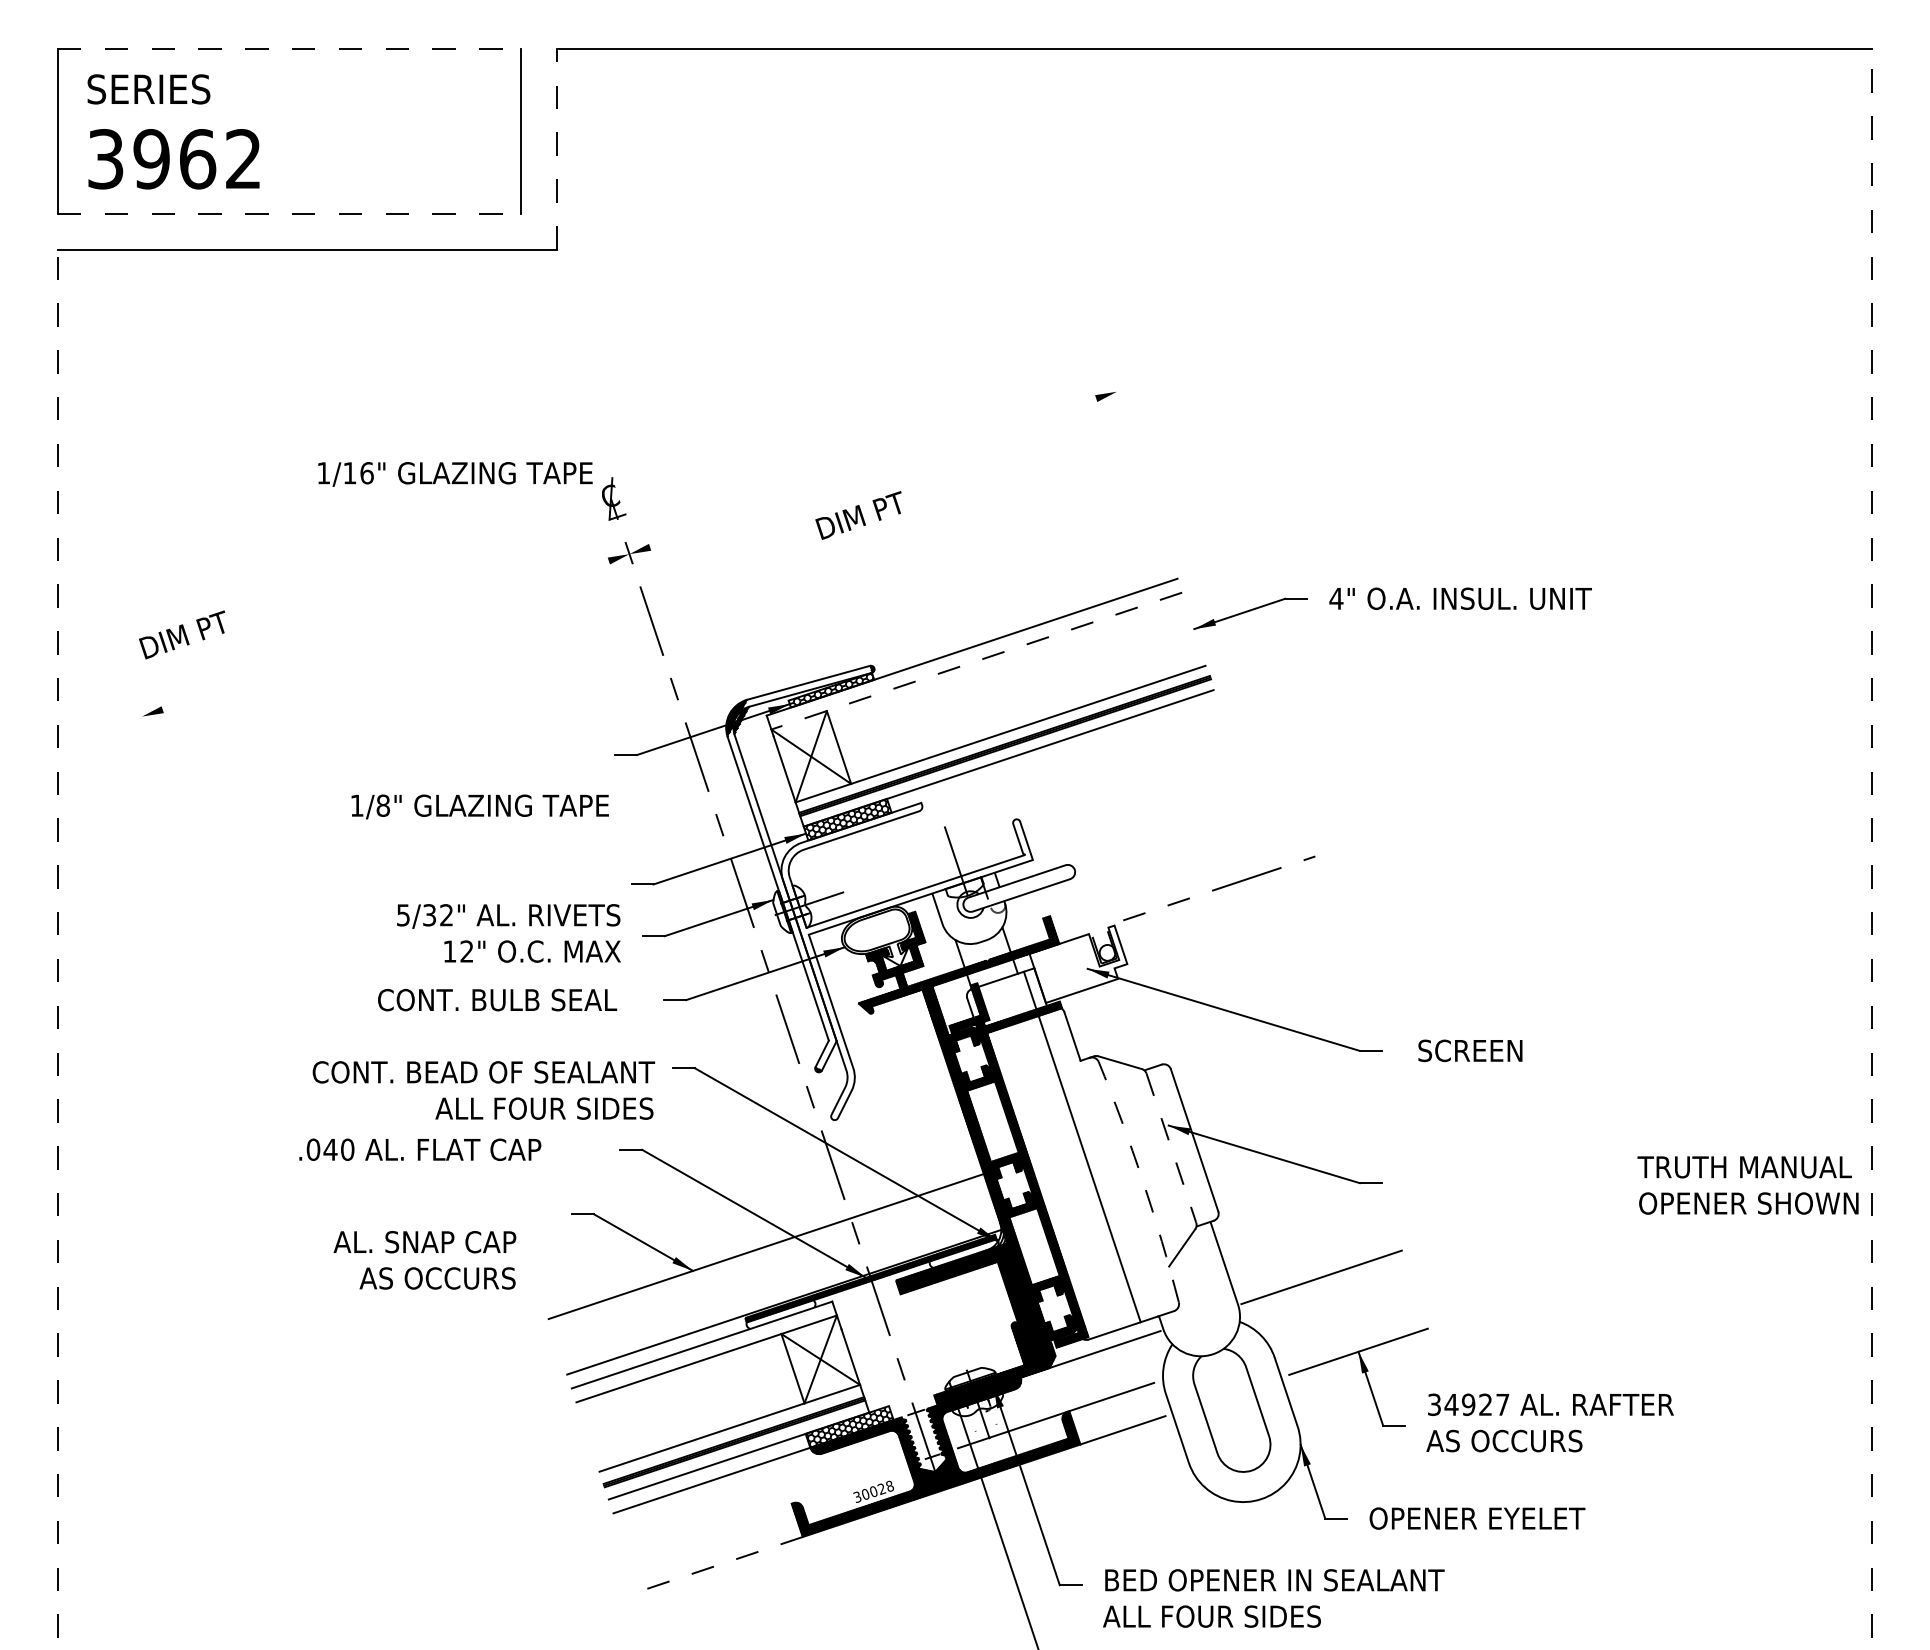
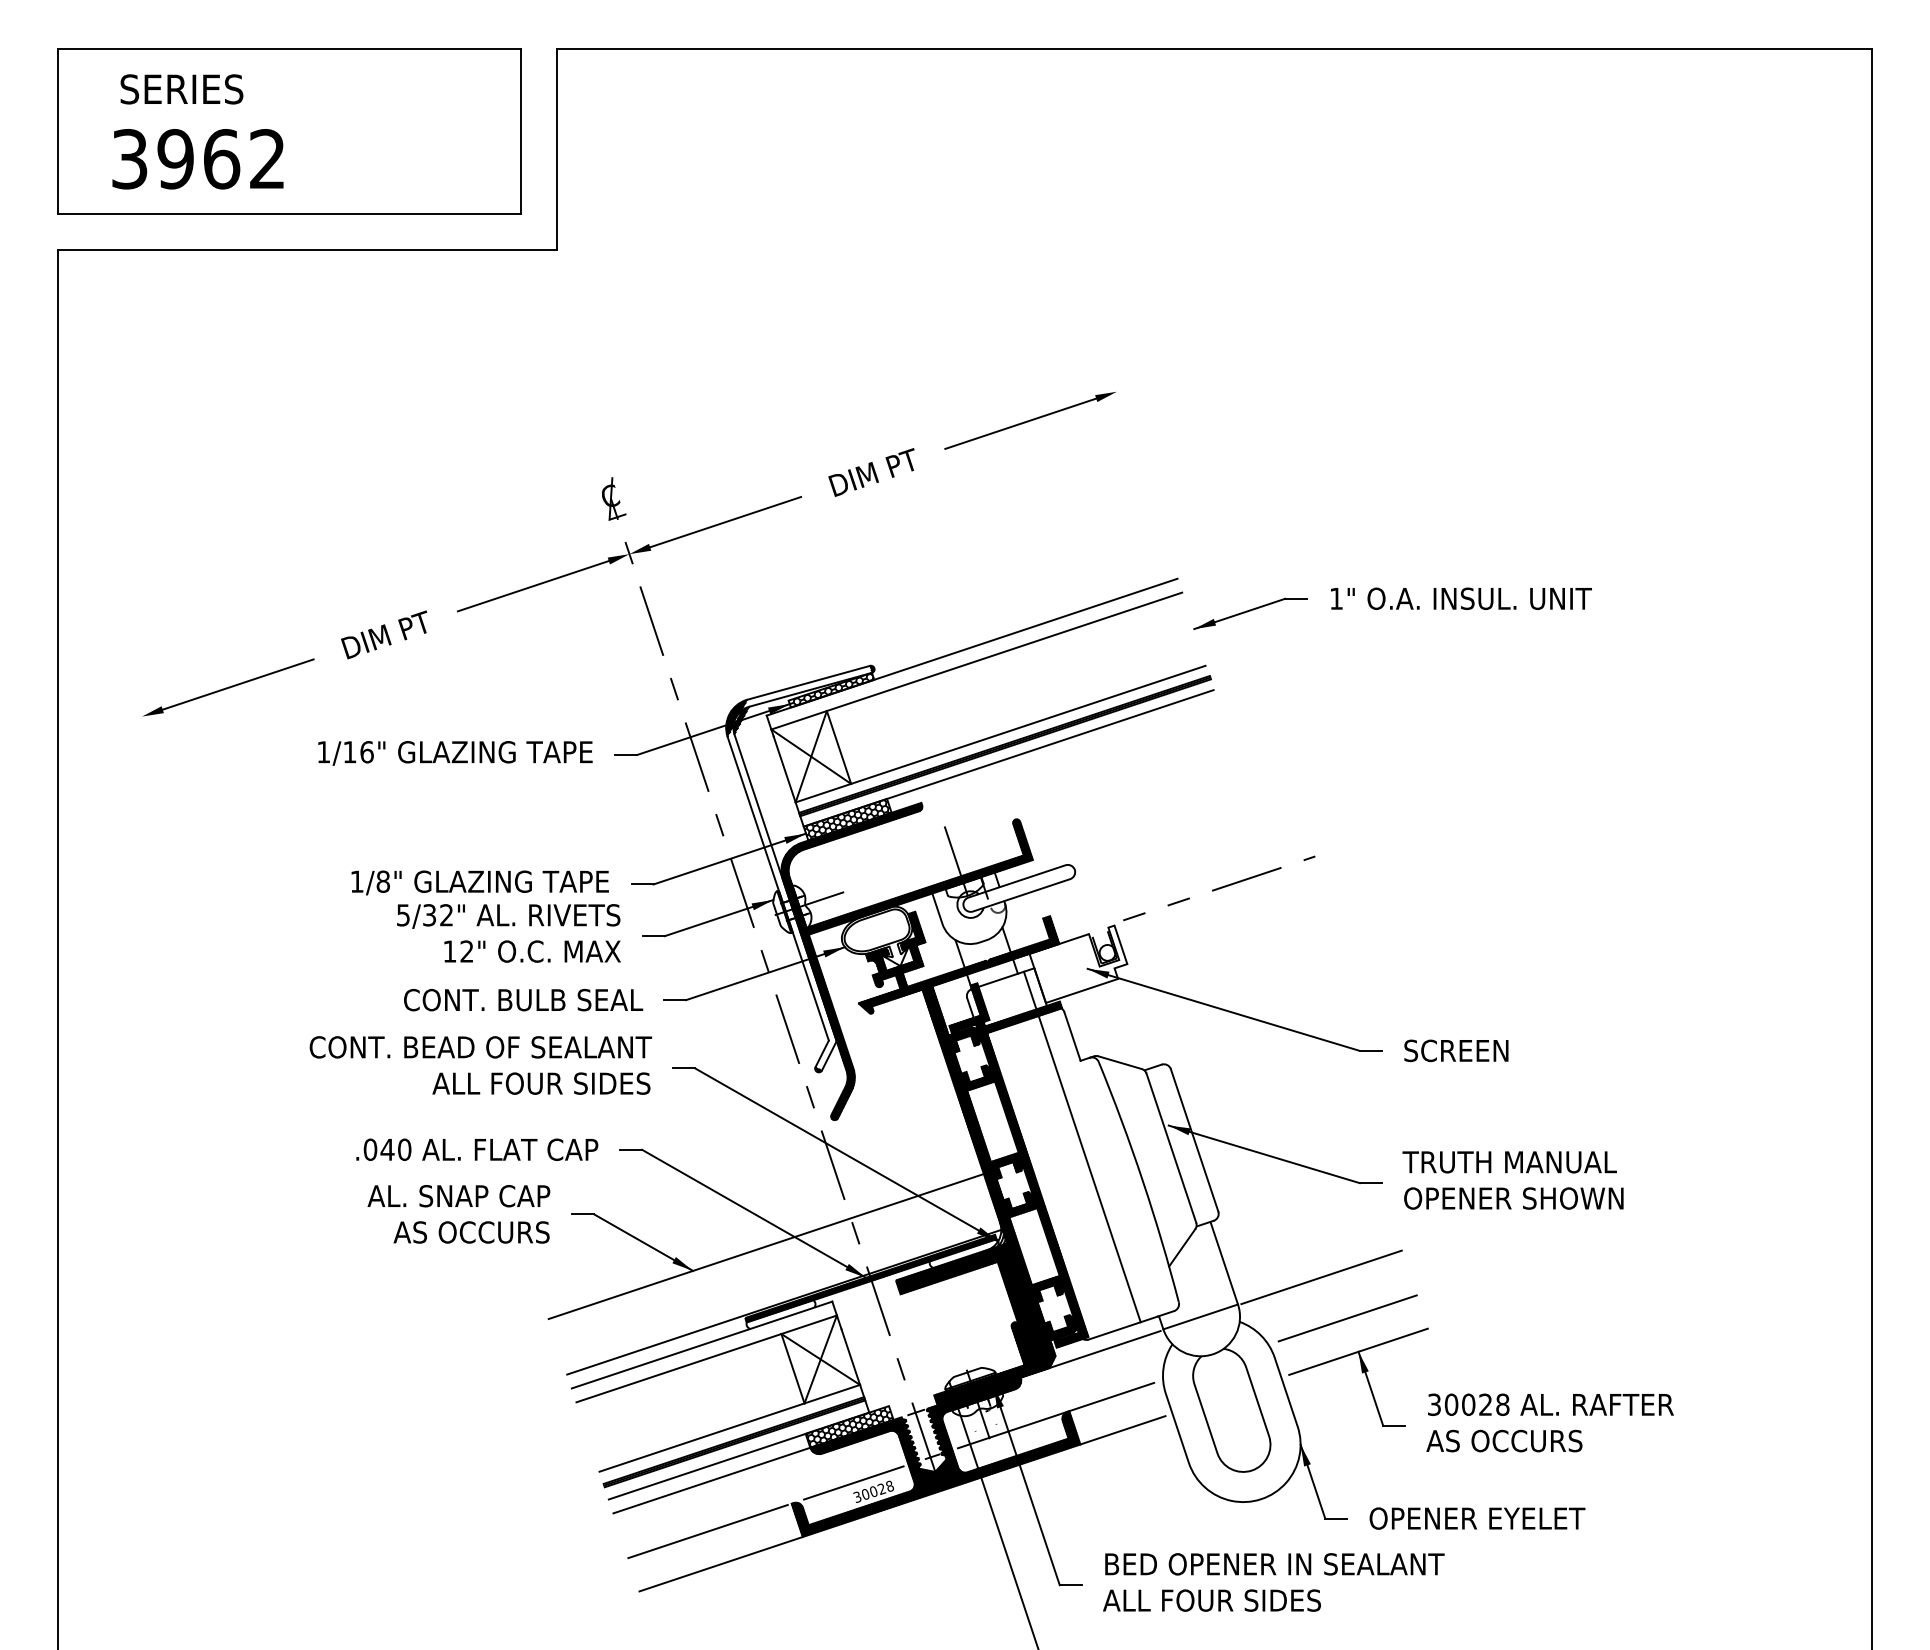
line: dashed -> solid (289, 49)
text position: (148, 89) -> (181, 89) (181, 89)
line: dashed -> solid (556, 148)
text position: (173, 159) -> (197, 159) (197, 159)
line: dashed -> solid (289, 213)
line: none -> present (1020, 423)
text position: (455, 474) -> (455, 753) (455, 753)
text position: (858, 515) -> (871, 472) (871, 472)
line: none -> present (725, 521)
line: none -> present (532, 586)
text: 4" -> 1" (1336, 598)
text position: (182, 634) -> (384, 634) (384, 634)
line: dashed -> solid (976, 661)
line: none -> present (237, 684)
text position: (479, 806) -> (479, 882) (479, 882)
line: dashed -> solid (1872, 849)
line: dashed -> solid (57, 949)
hatch: none -> present (906, 961)
text position: (497, 999) -> (523, 999) (523, 999)
text position: (1470, 1050) -> (1456, 1050) (1456, 1050)
text position: (483, 1090) -> (480, 1065) (480, 1065)
line: dashed -> solid (1171, 1148)
text position: (420, 1149) -> (477, 1149) (477, 1149)
arc: dashed -> solid (1142, 1180)
text position: (1747, 1185) -> (1512, 1180) (1512, 1180)
text position: (424, 1260) -> (458, 1214) (458, 1214)
line: none -> present (1200, 1316)
line: none -> present (1347, 1318)
text: 34927 -> 30028 (1476, 1404)
line: none -> present (853, 1482)
line: none -> present (707, 1531)
line: dashed -> solid (720, 1564)
text position: (1273, 1598) -> (1273, 1582) (1273, 1582)
